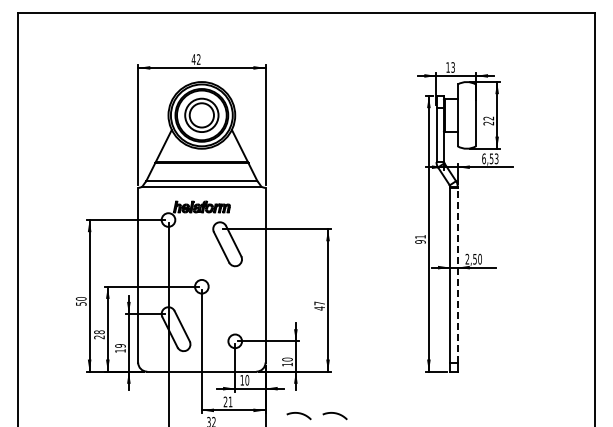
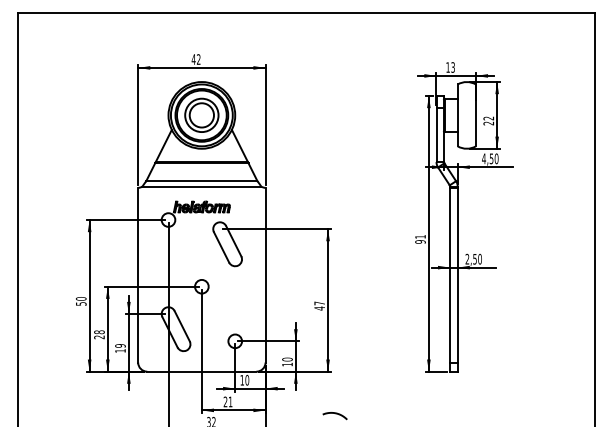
text: 6,53 -> 4,50 (490, 158)
line: dashed -> solid (457, 274)
curve: present -> none (299, 414)
